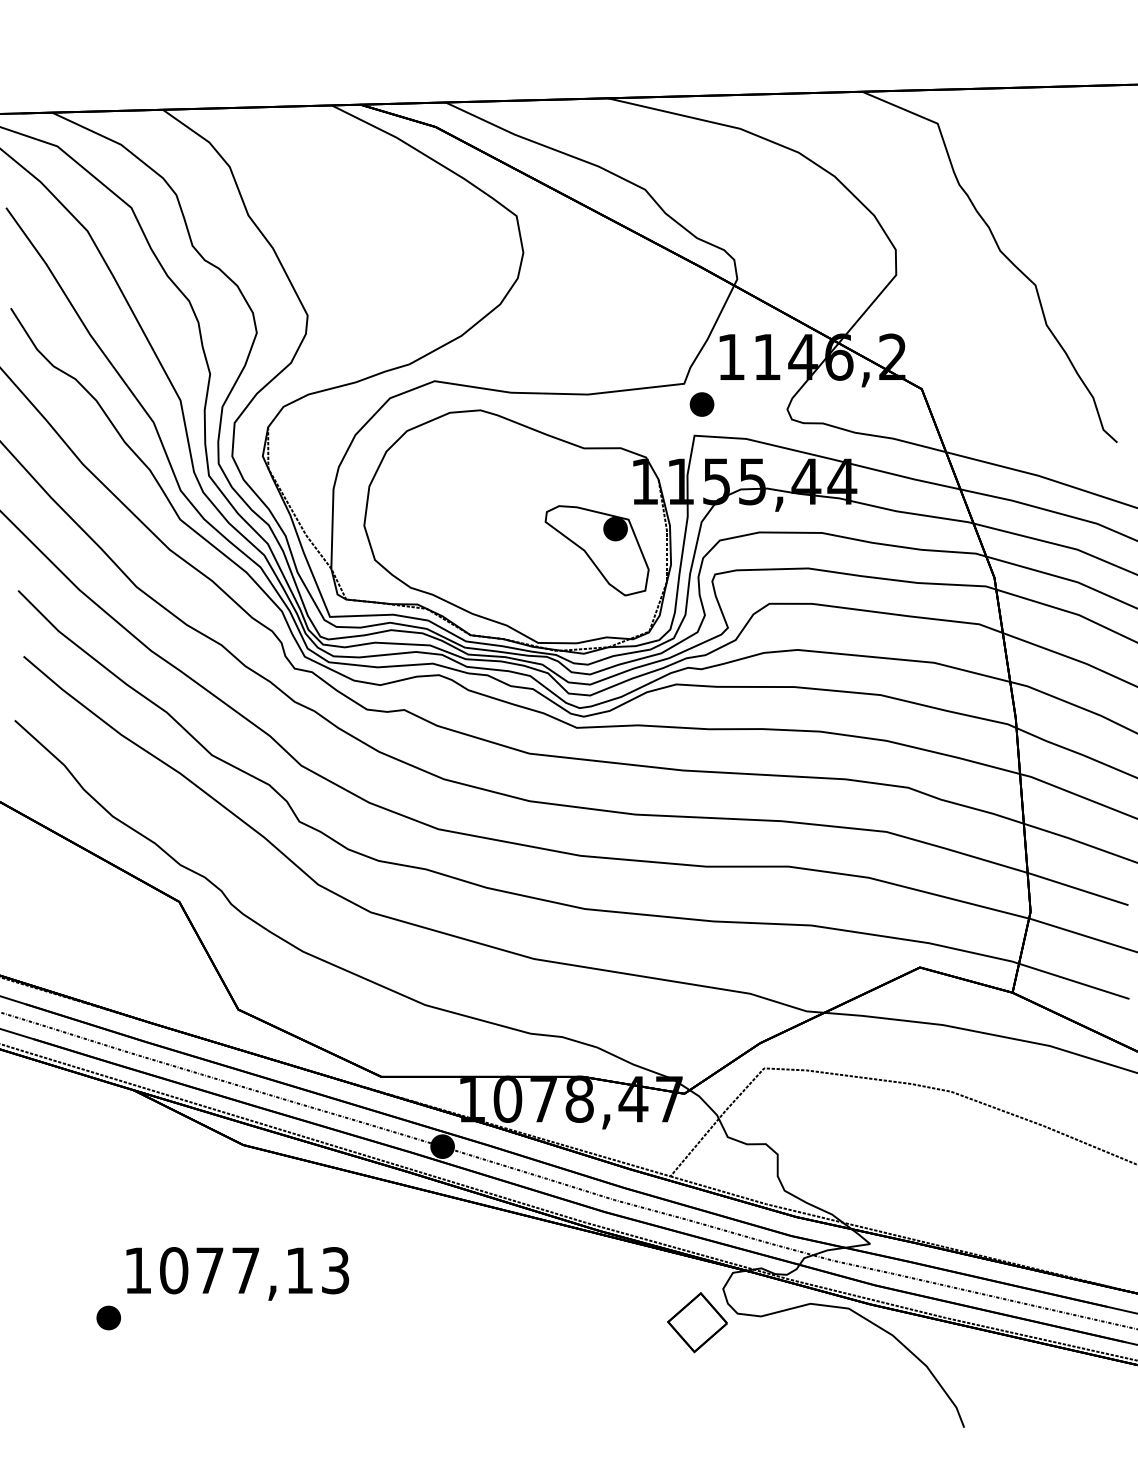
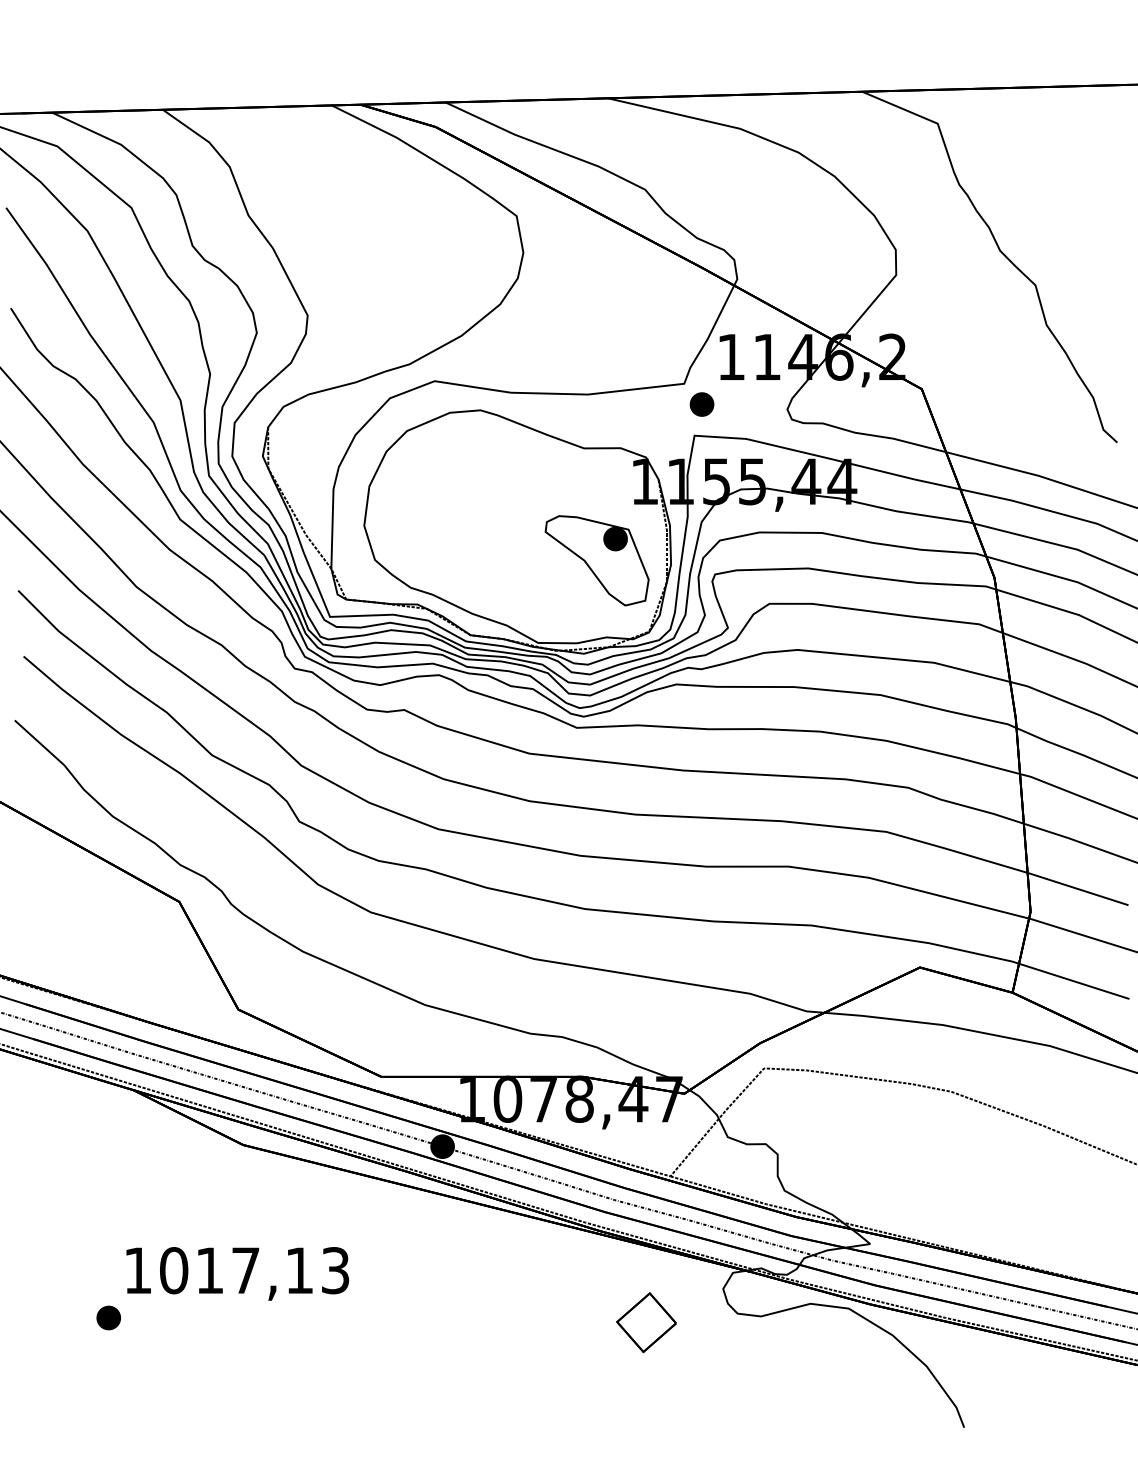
part position: (596, 550) -> (596, 560) (596, 560)
text: 1077,13 -> 1017,13 (209, 1270)
part position: (697, 1322) -> (646, 1322) (646, 1322)
